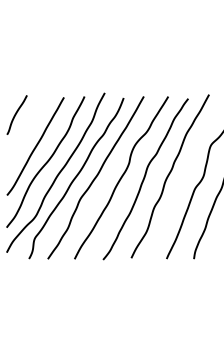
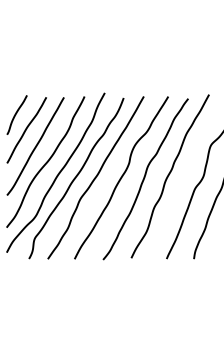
curve: none -> present (26, 130)
